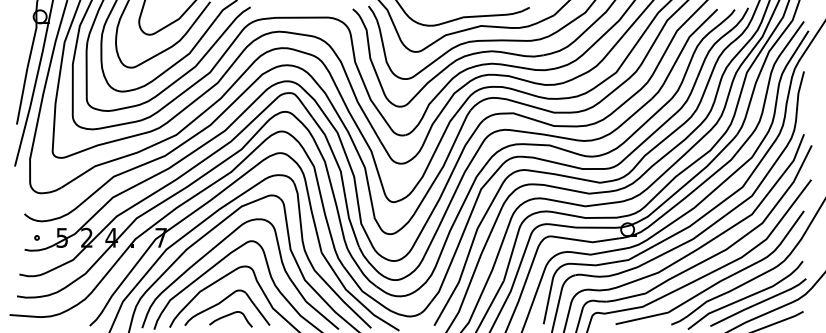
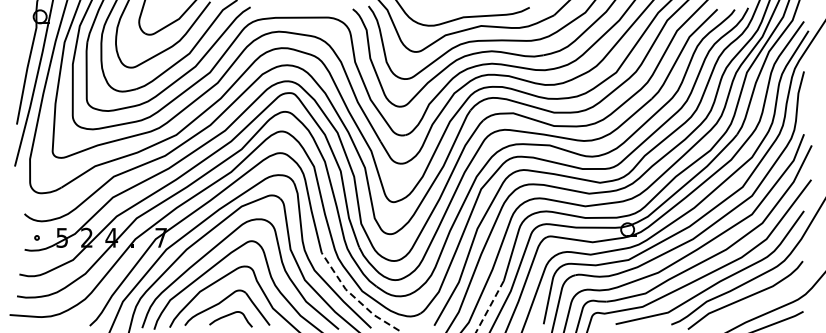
line: solid -> dashed (354, 297)
line: present -> none (758, 302)
line: solid -> dashed (489, 307)
